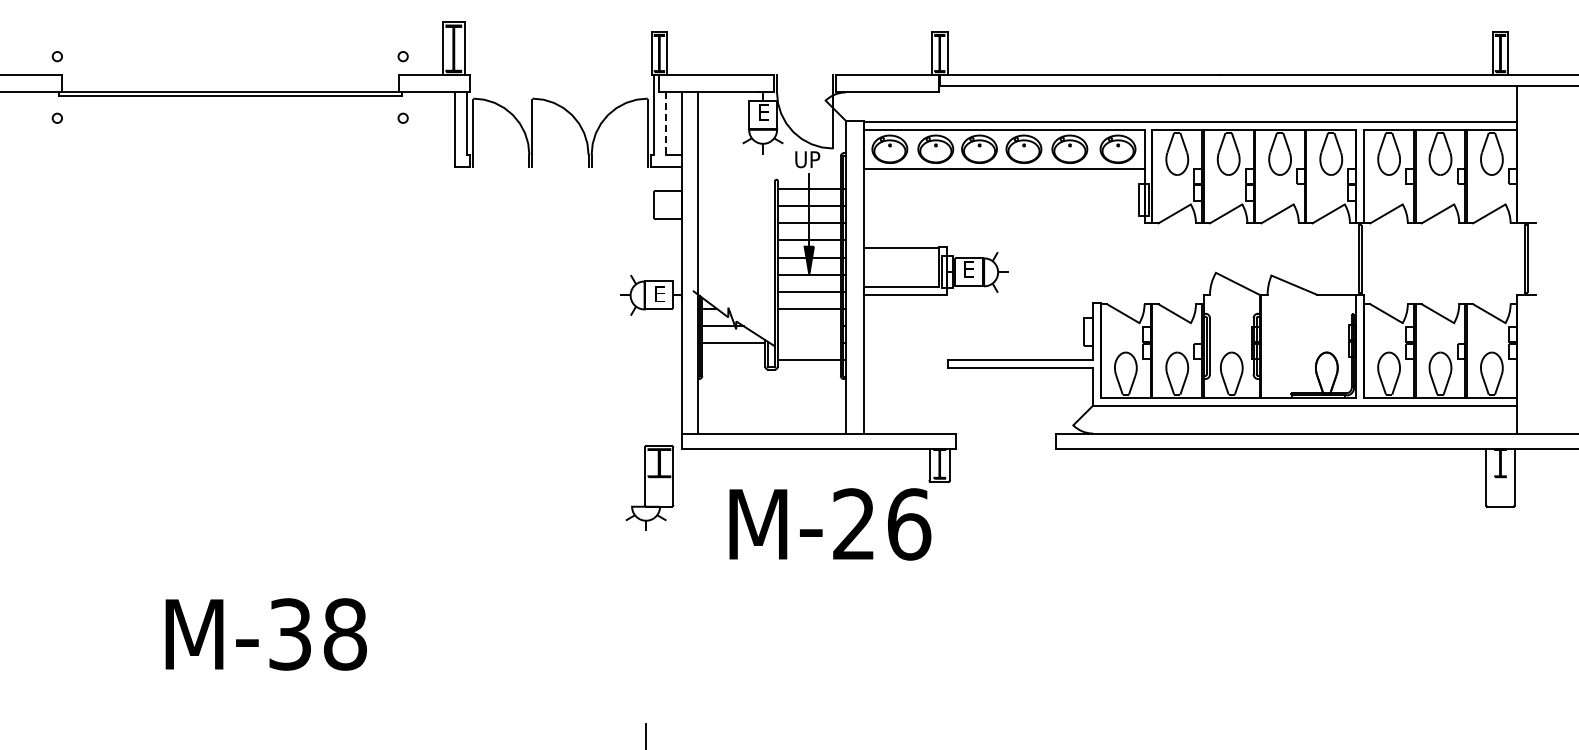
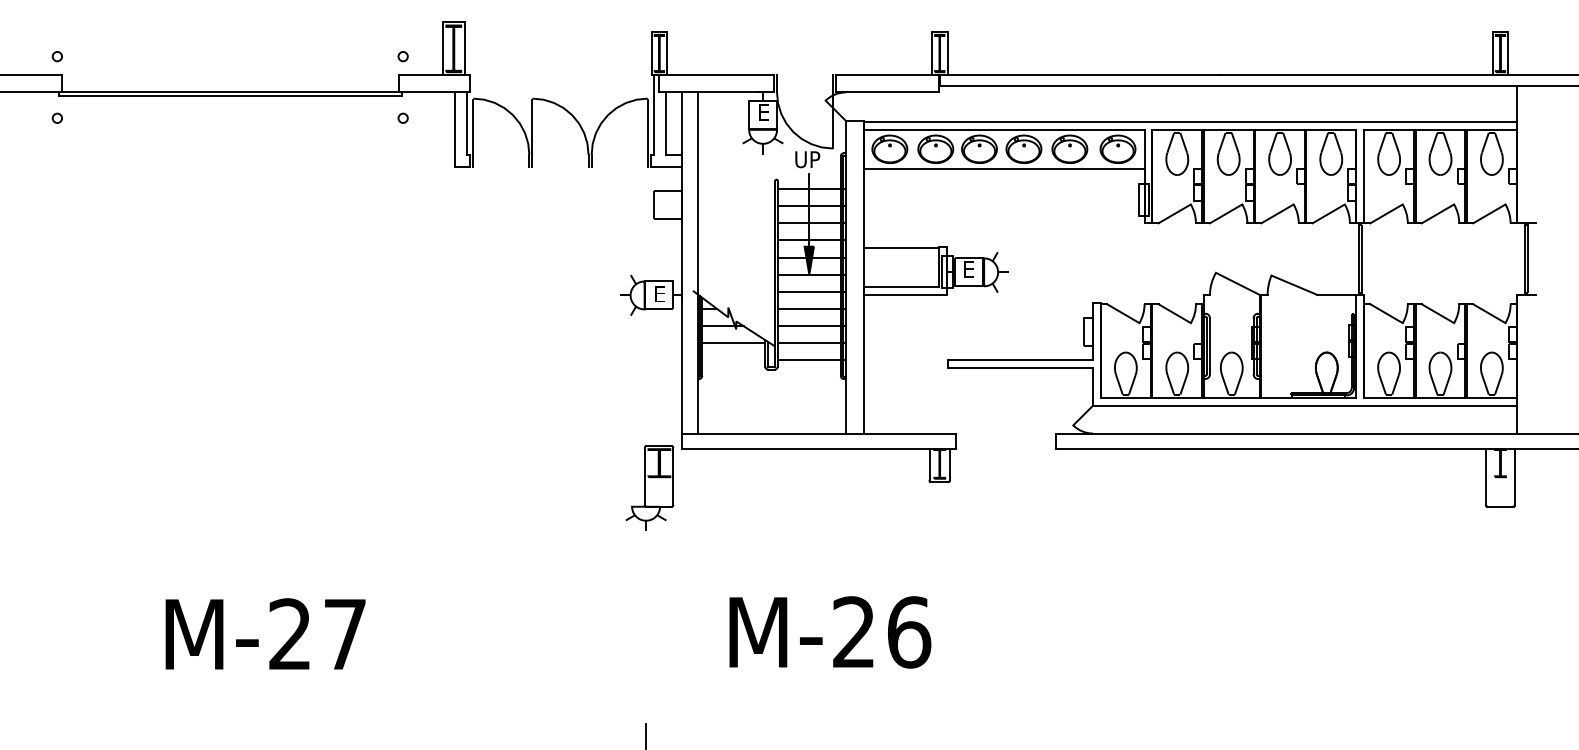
line: dashed -> solid (666, 124)
line: none -> present (808, 326)
line: none -> present (808, 343)
text position: (830, 524) -> (830, 632) (830, 632)
text: M-38 -> M-27 (317, 634)
